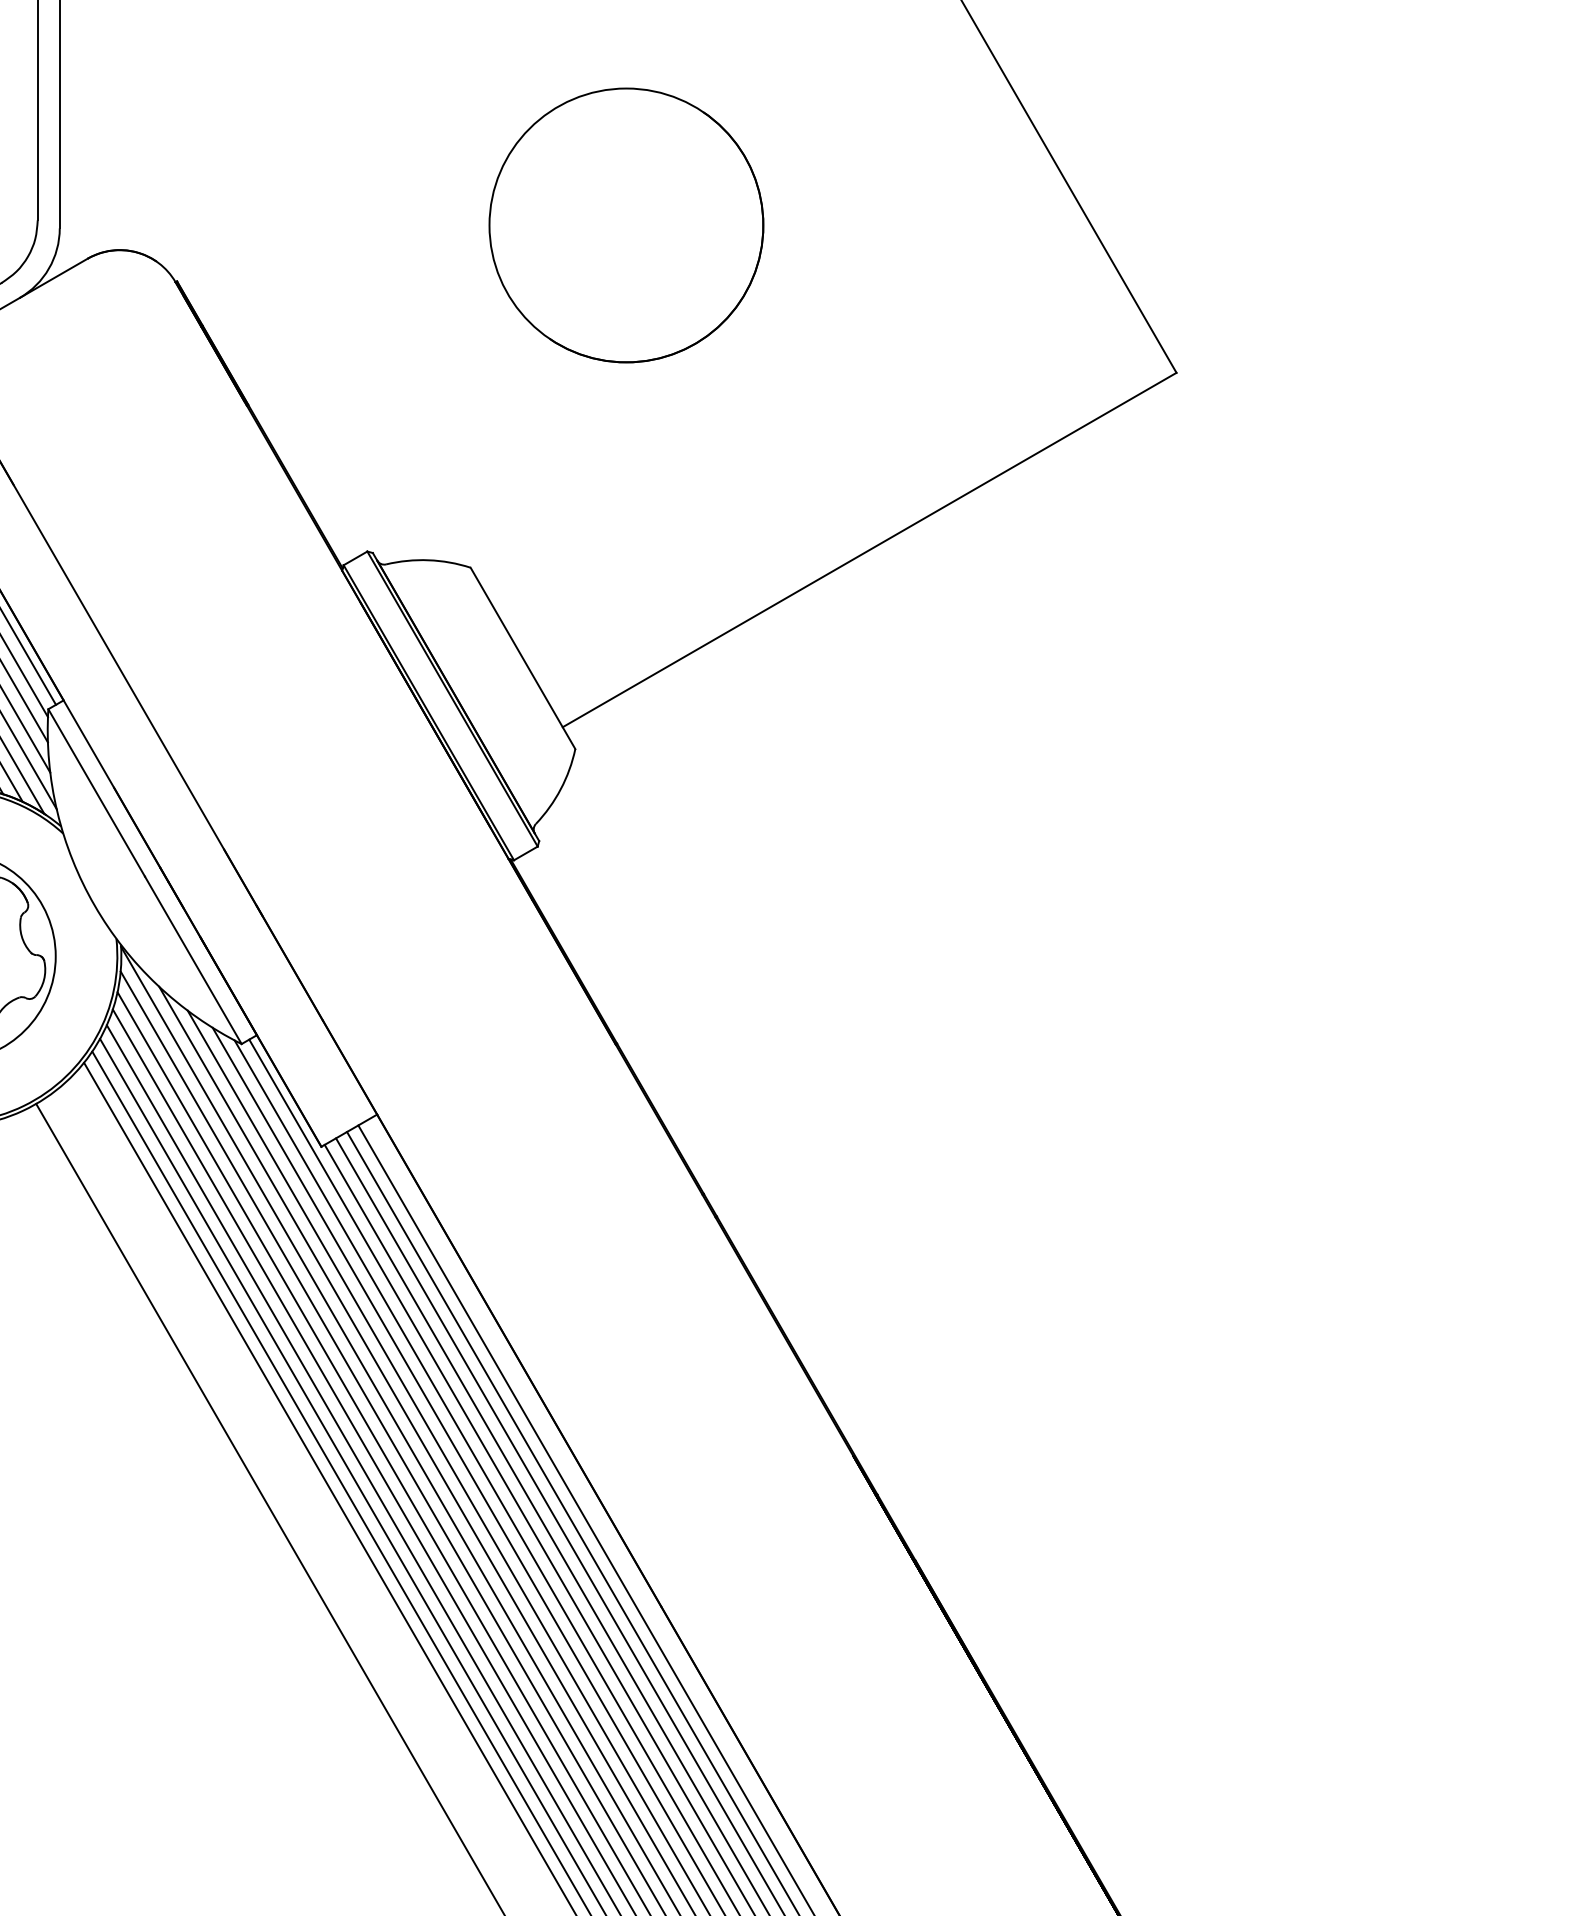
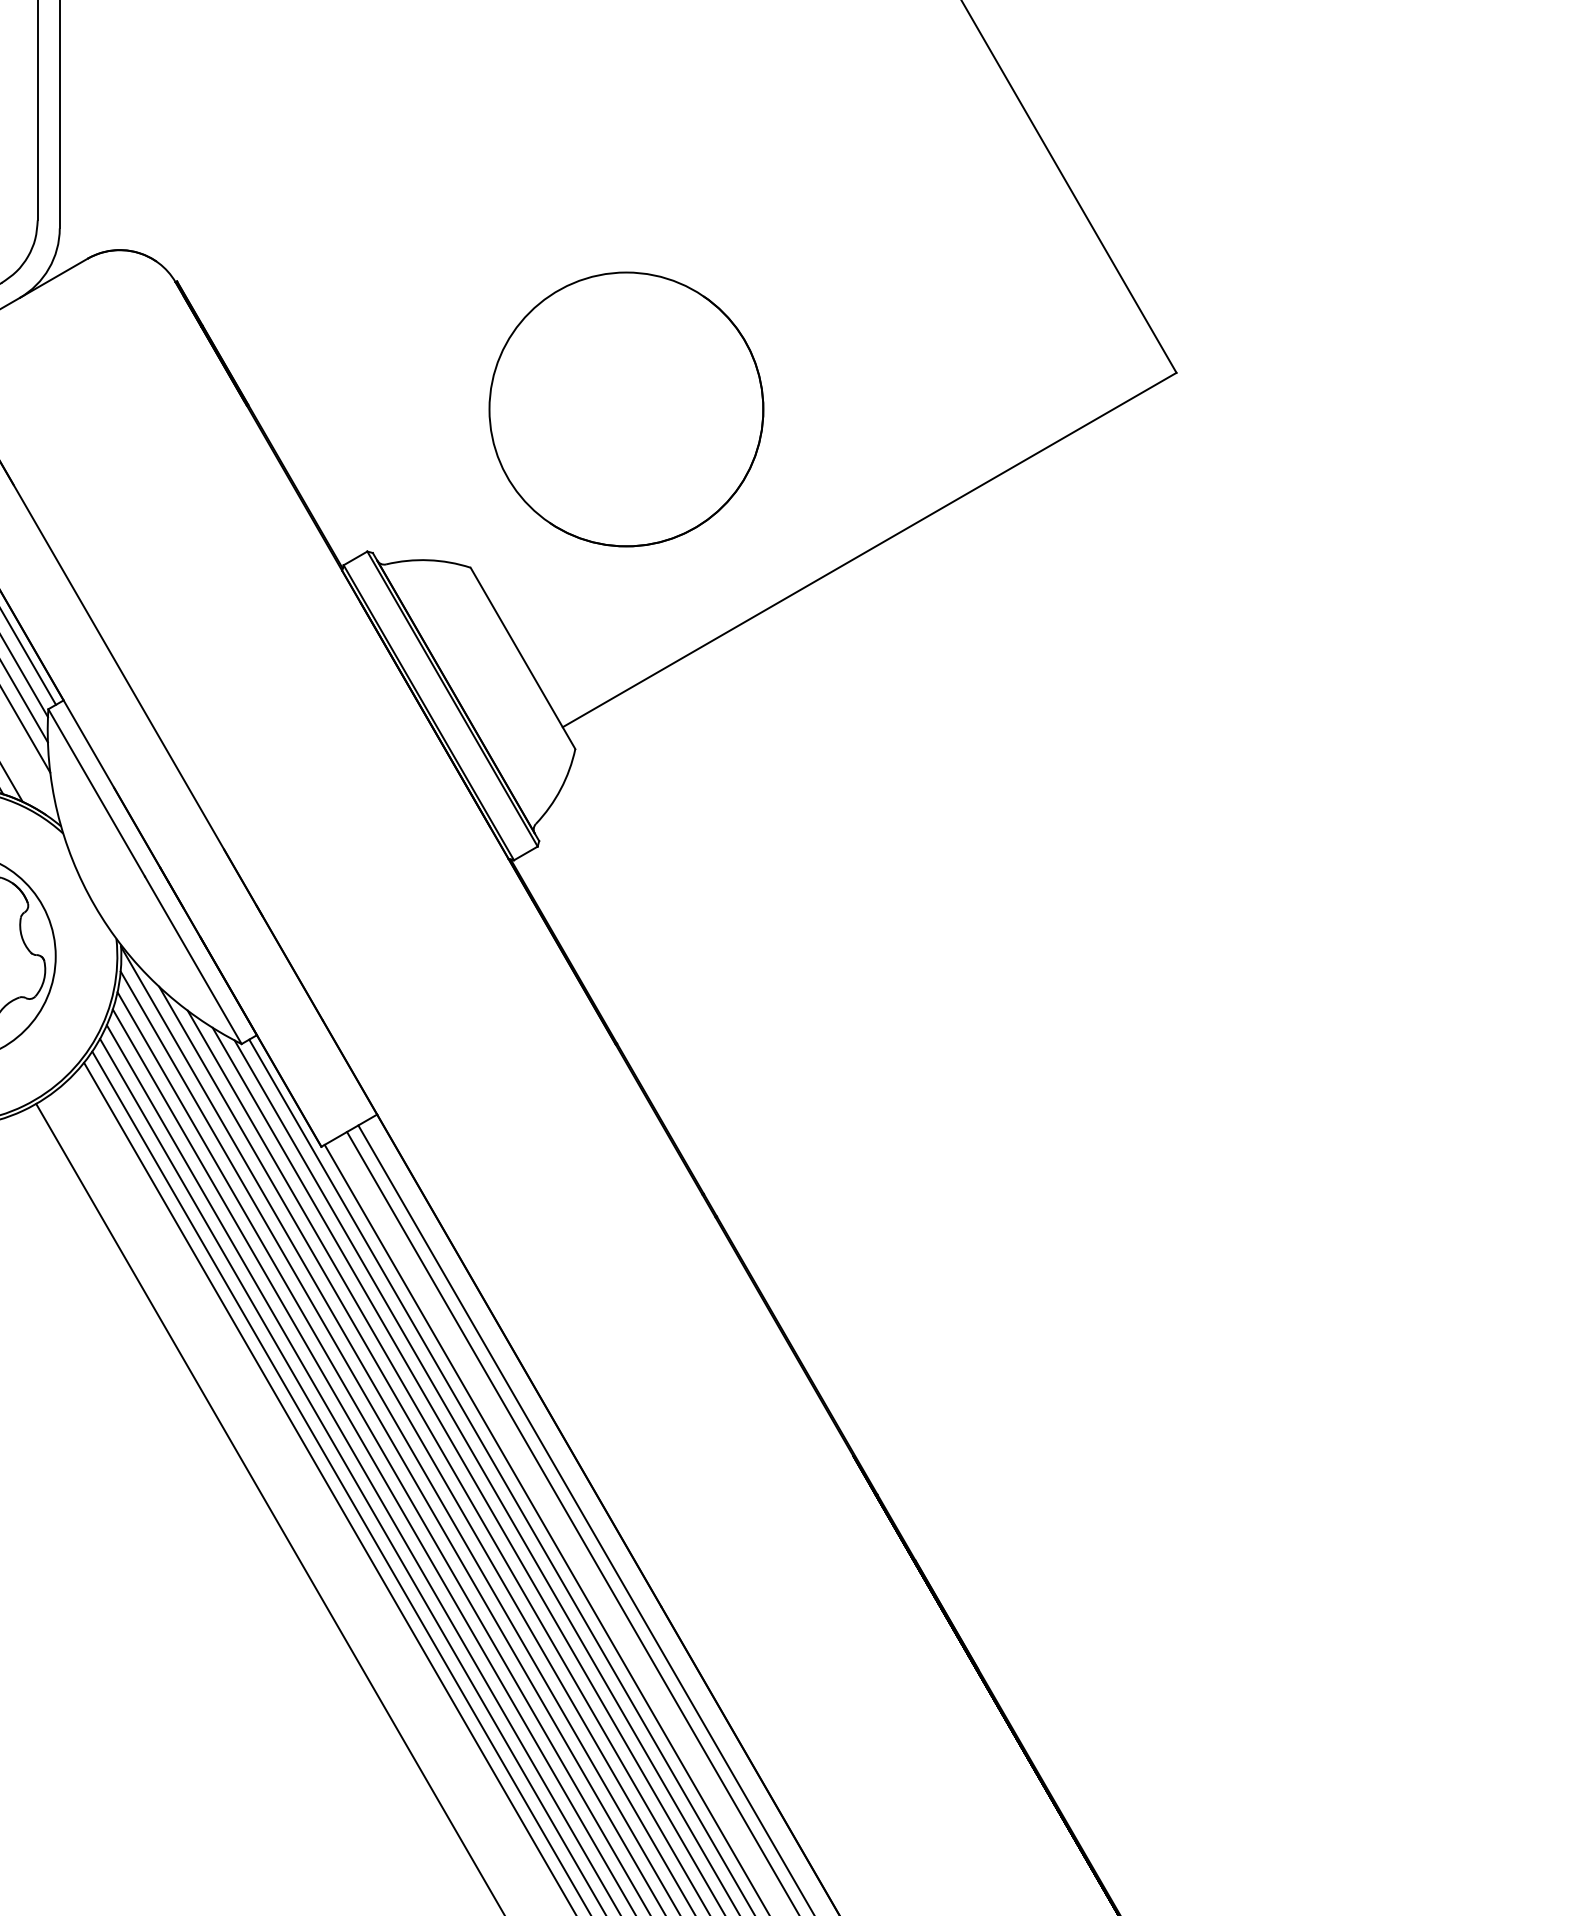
part position: (626, 225) -> (626, 409) (626, 409)
line: present -> none (29, 761)
line: present -> none (23, 776)
line: present -> none (559, 1525)
